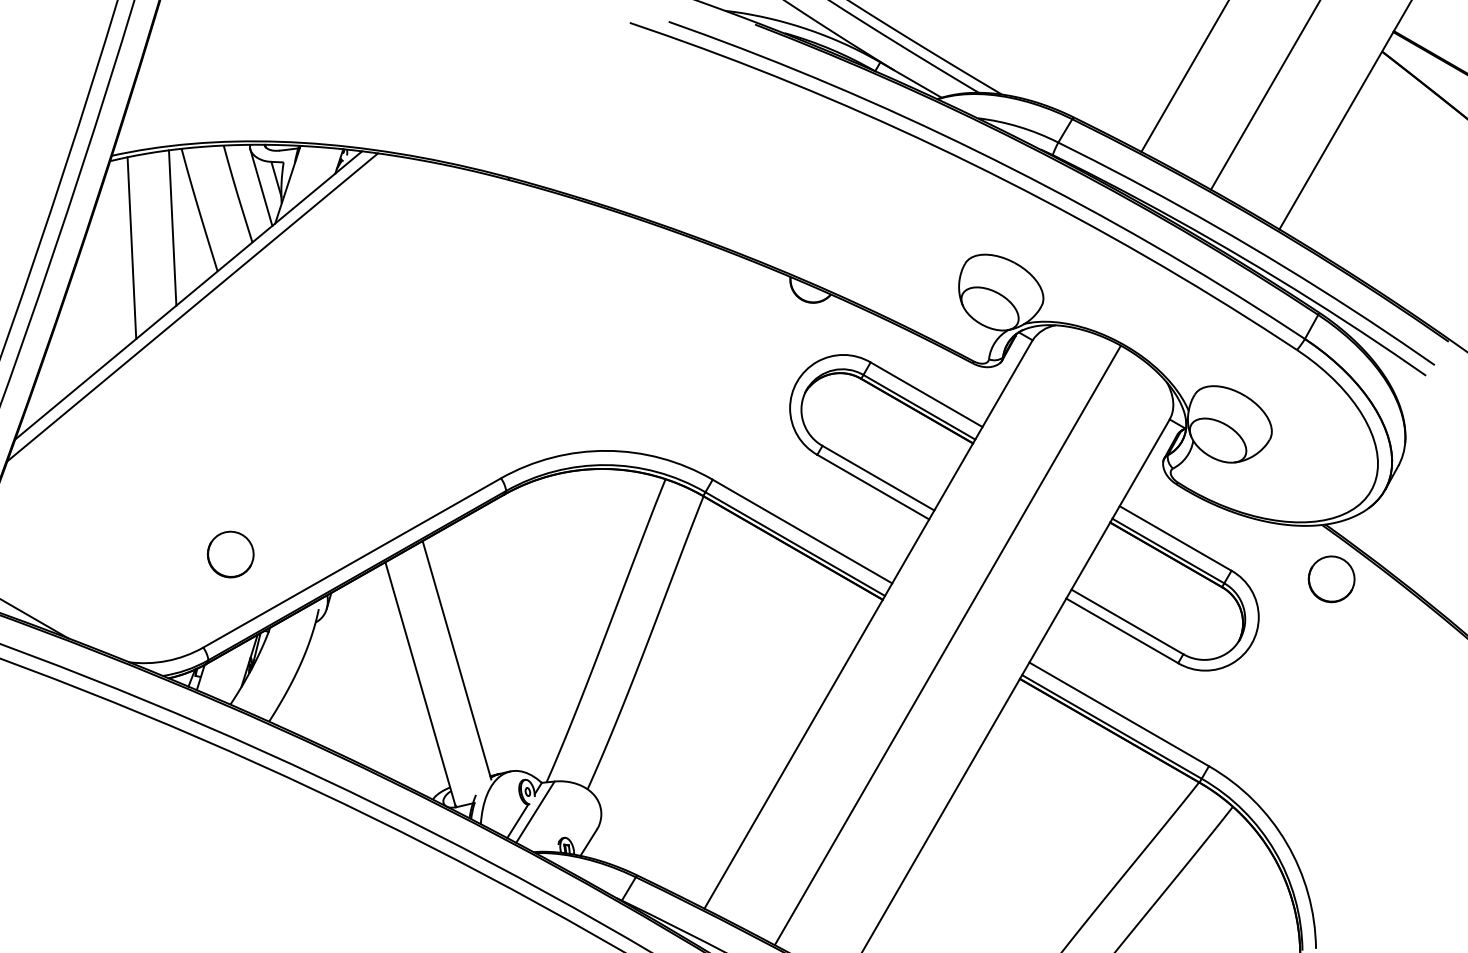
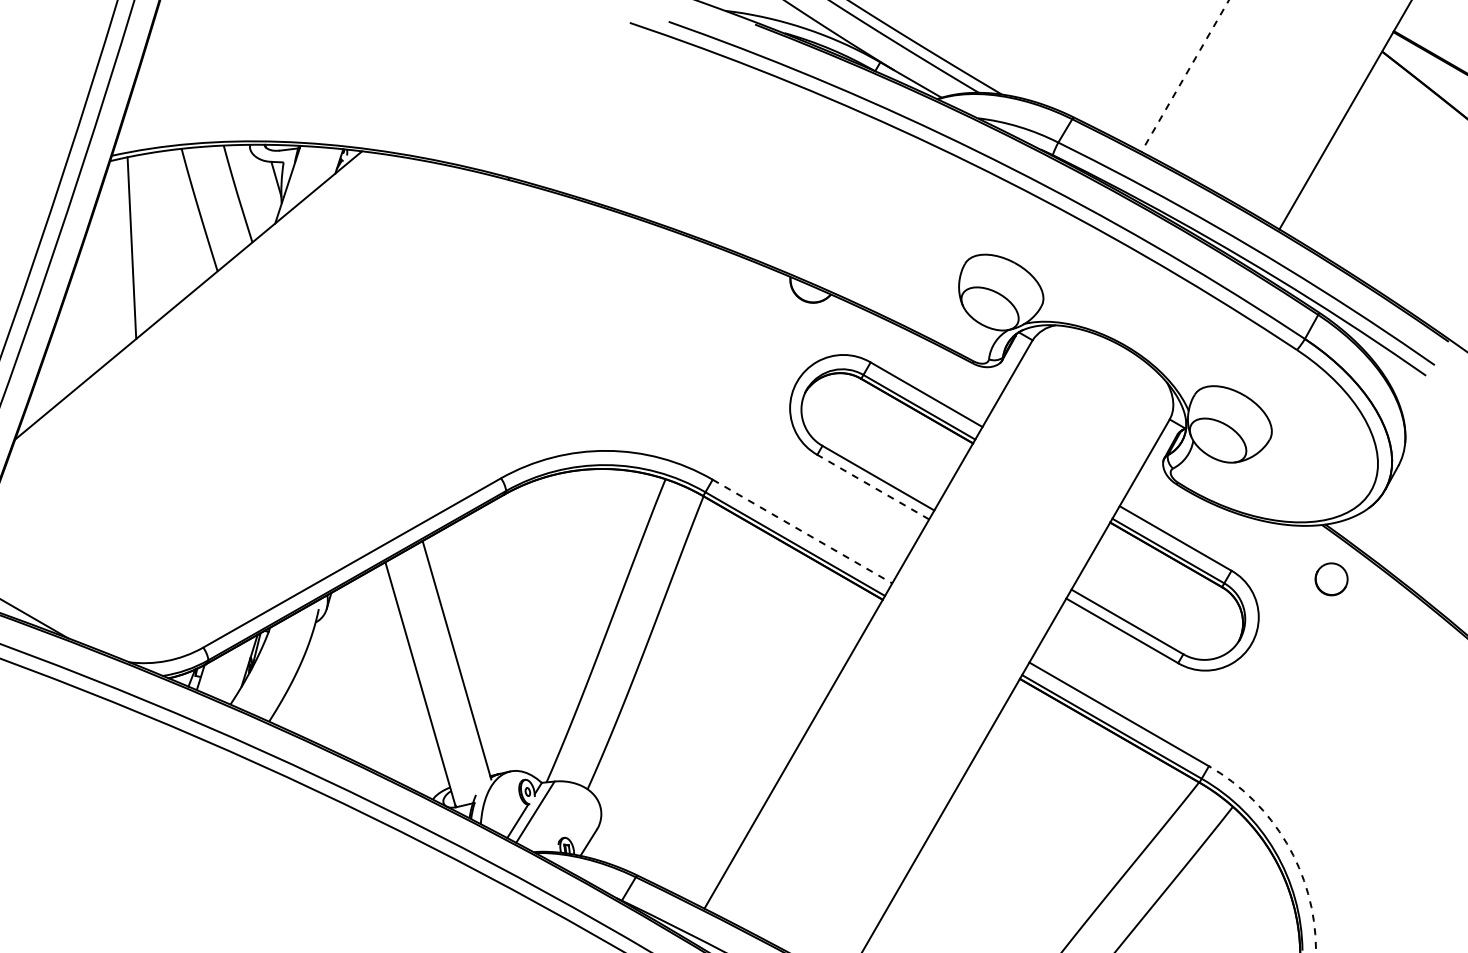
line: solid -> dashed (1184, 76)
line: present -> none (1264, 95)
line: present -> none (261, 187)
line: present -> none (172, 227)
line: present -> none (192, 307)
line: solid -> dashed (873, 487)
line: solid -> dashed (802, 531)
part: present -> none (230, 554)
part size: 49x49 px -> 35x35 px (1331, 579)
line: present -> none (947, 645)
arc: solid -> dashed (1286, 843)
